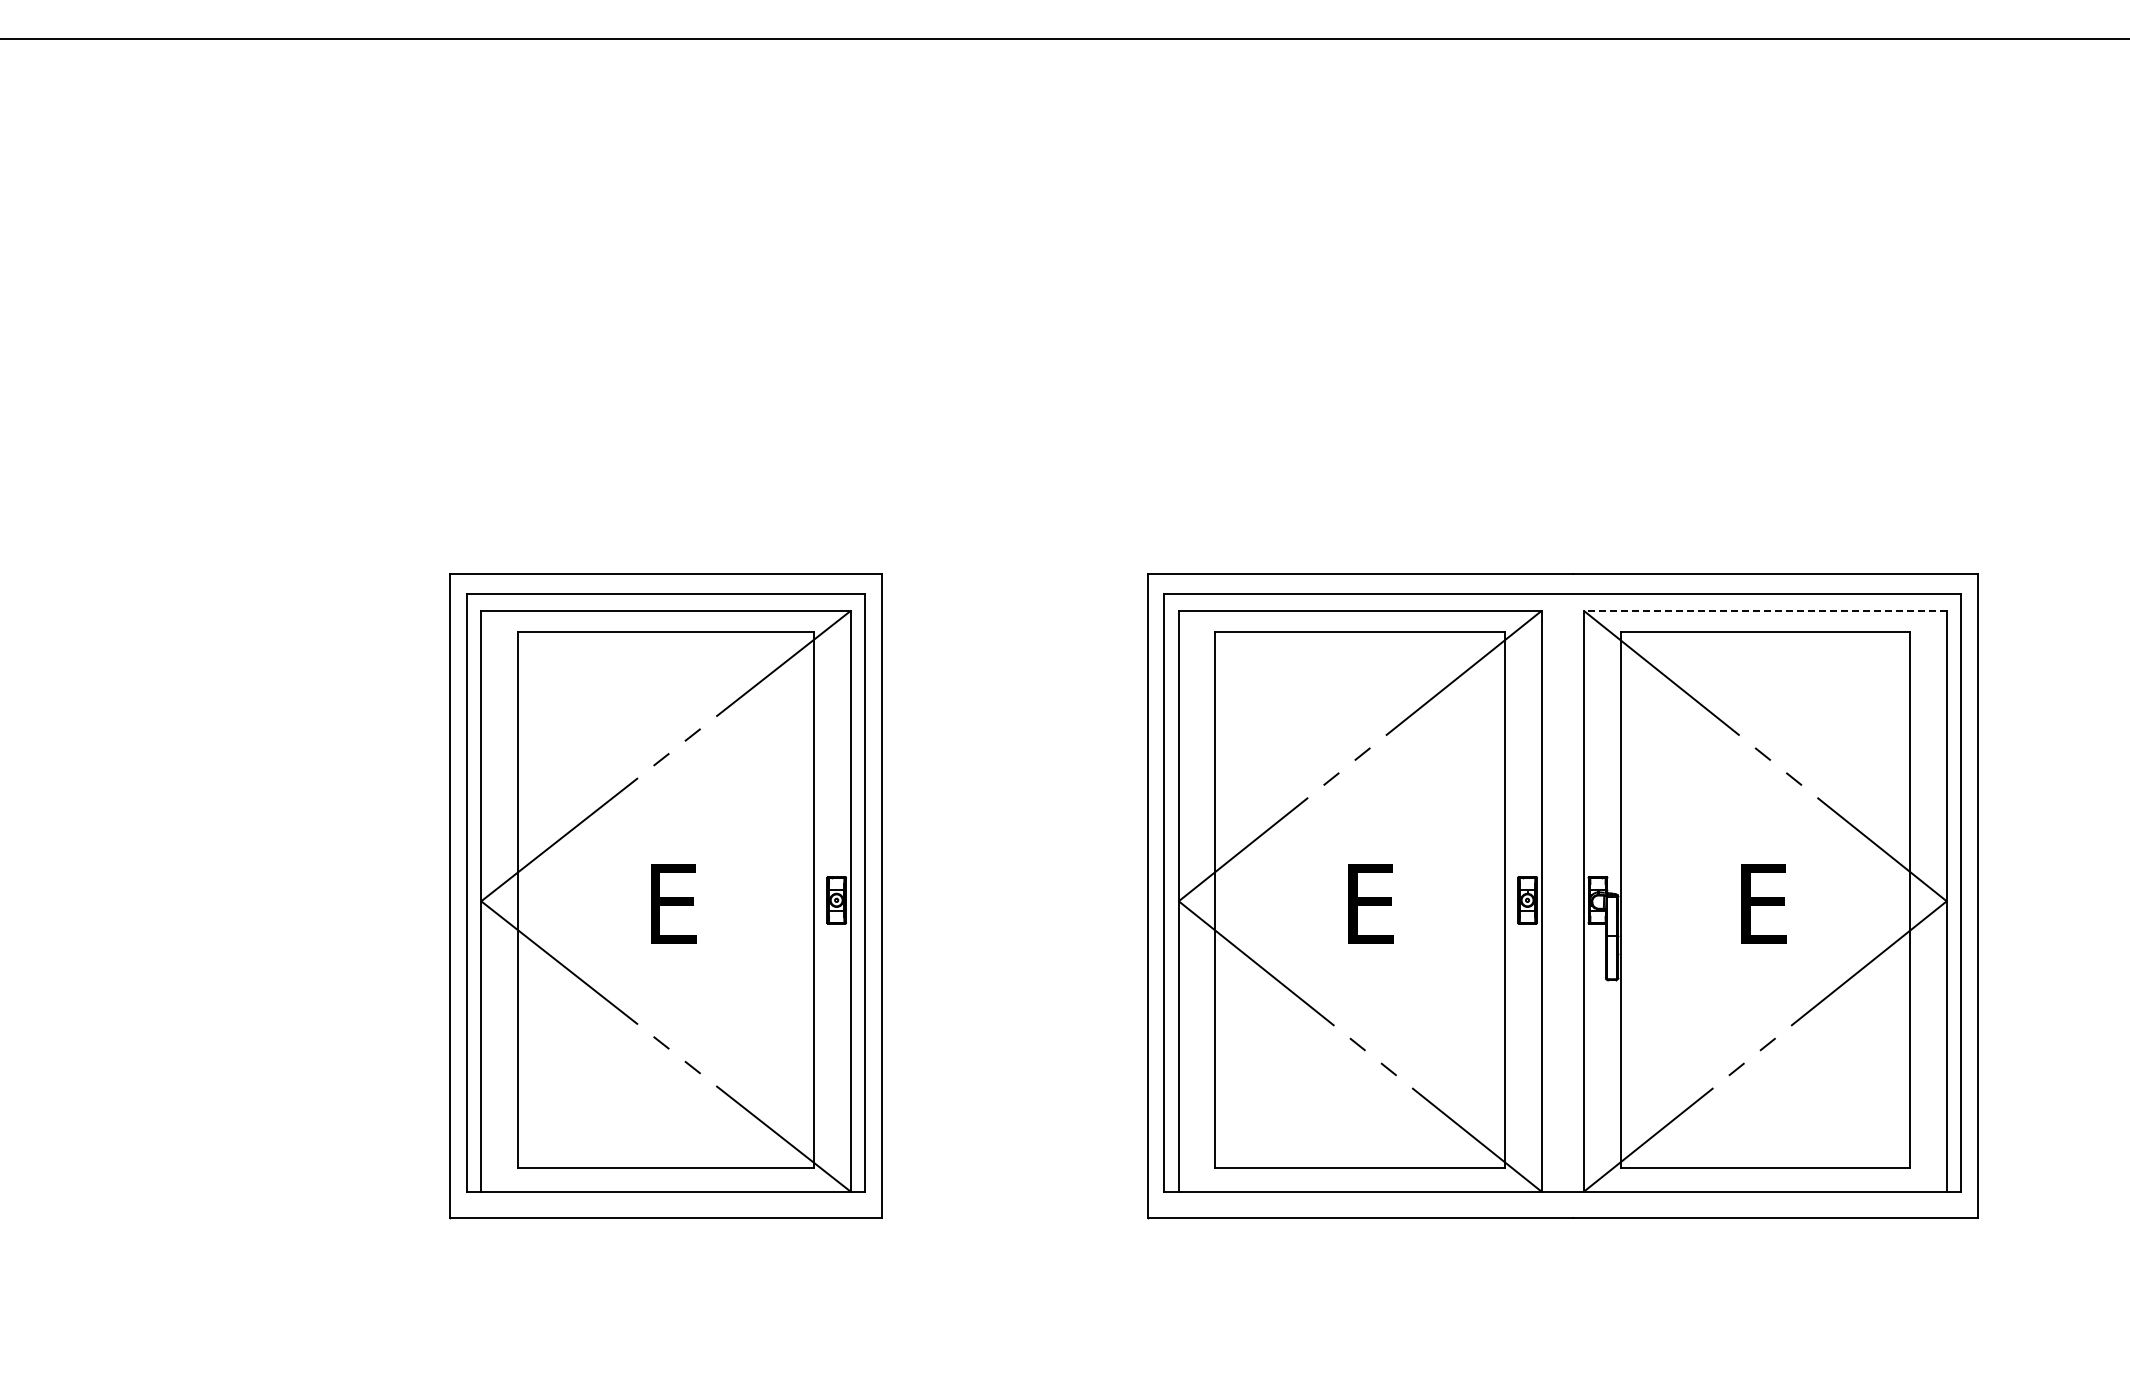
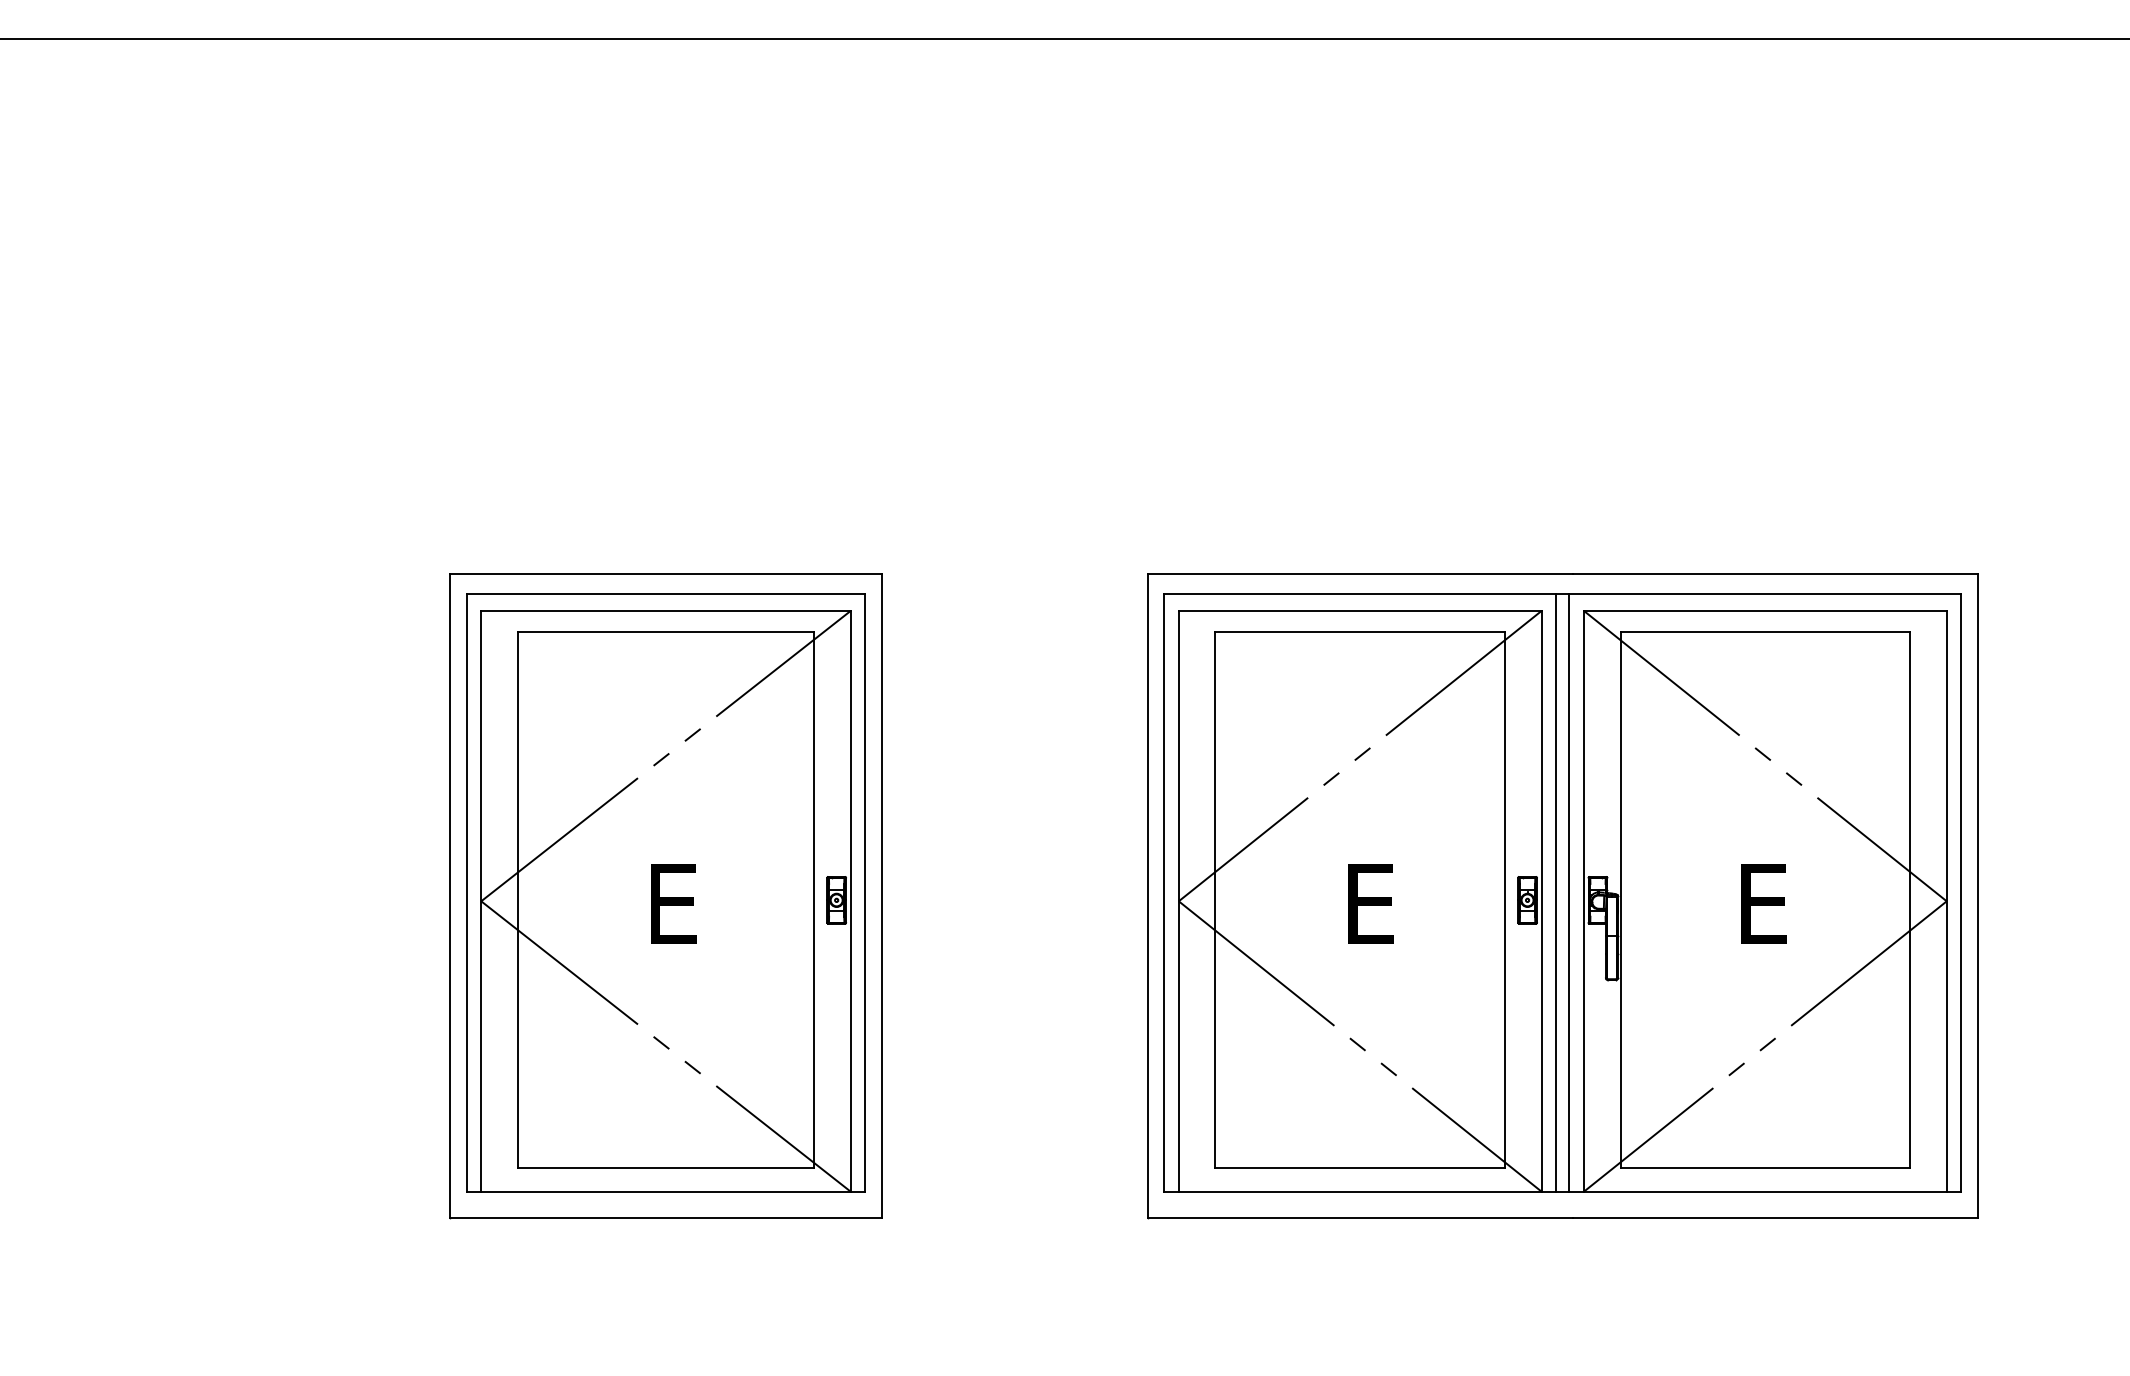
line: dashed -> solid (1764, 610)
line: none -> present (1556, 892)
line: none -> present (1569, 892)
